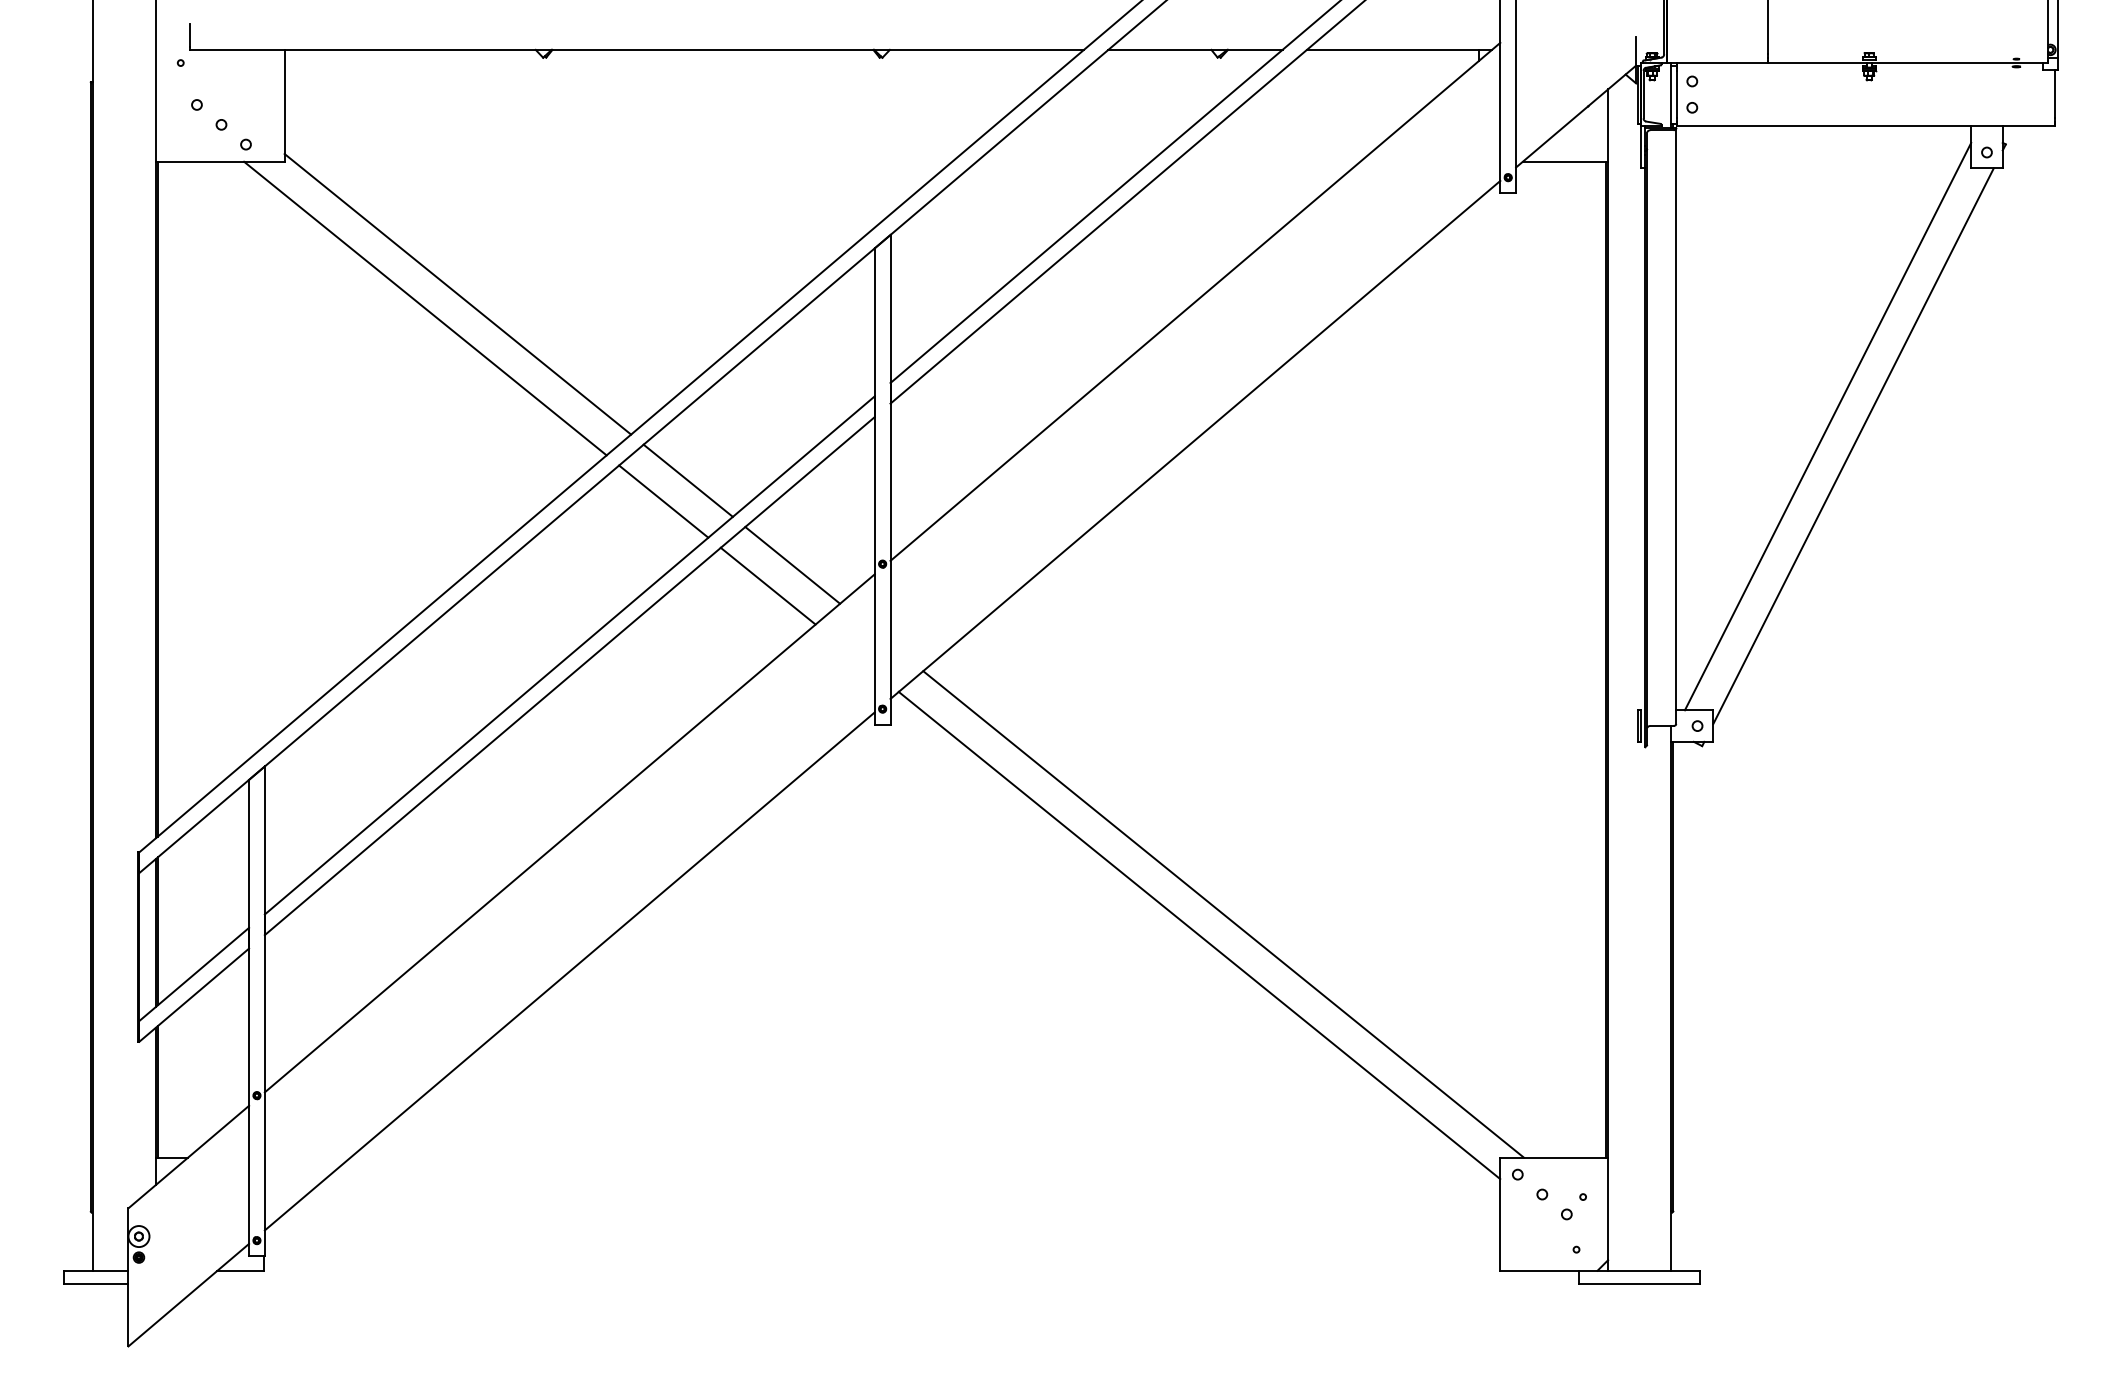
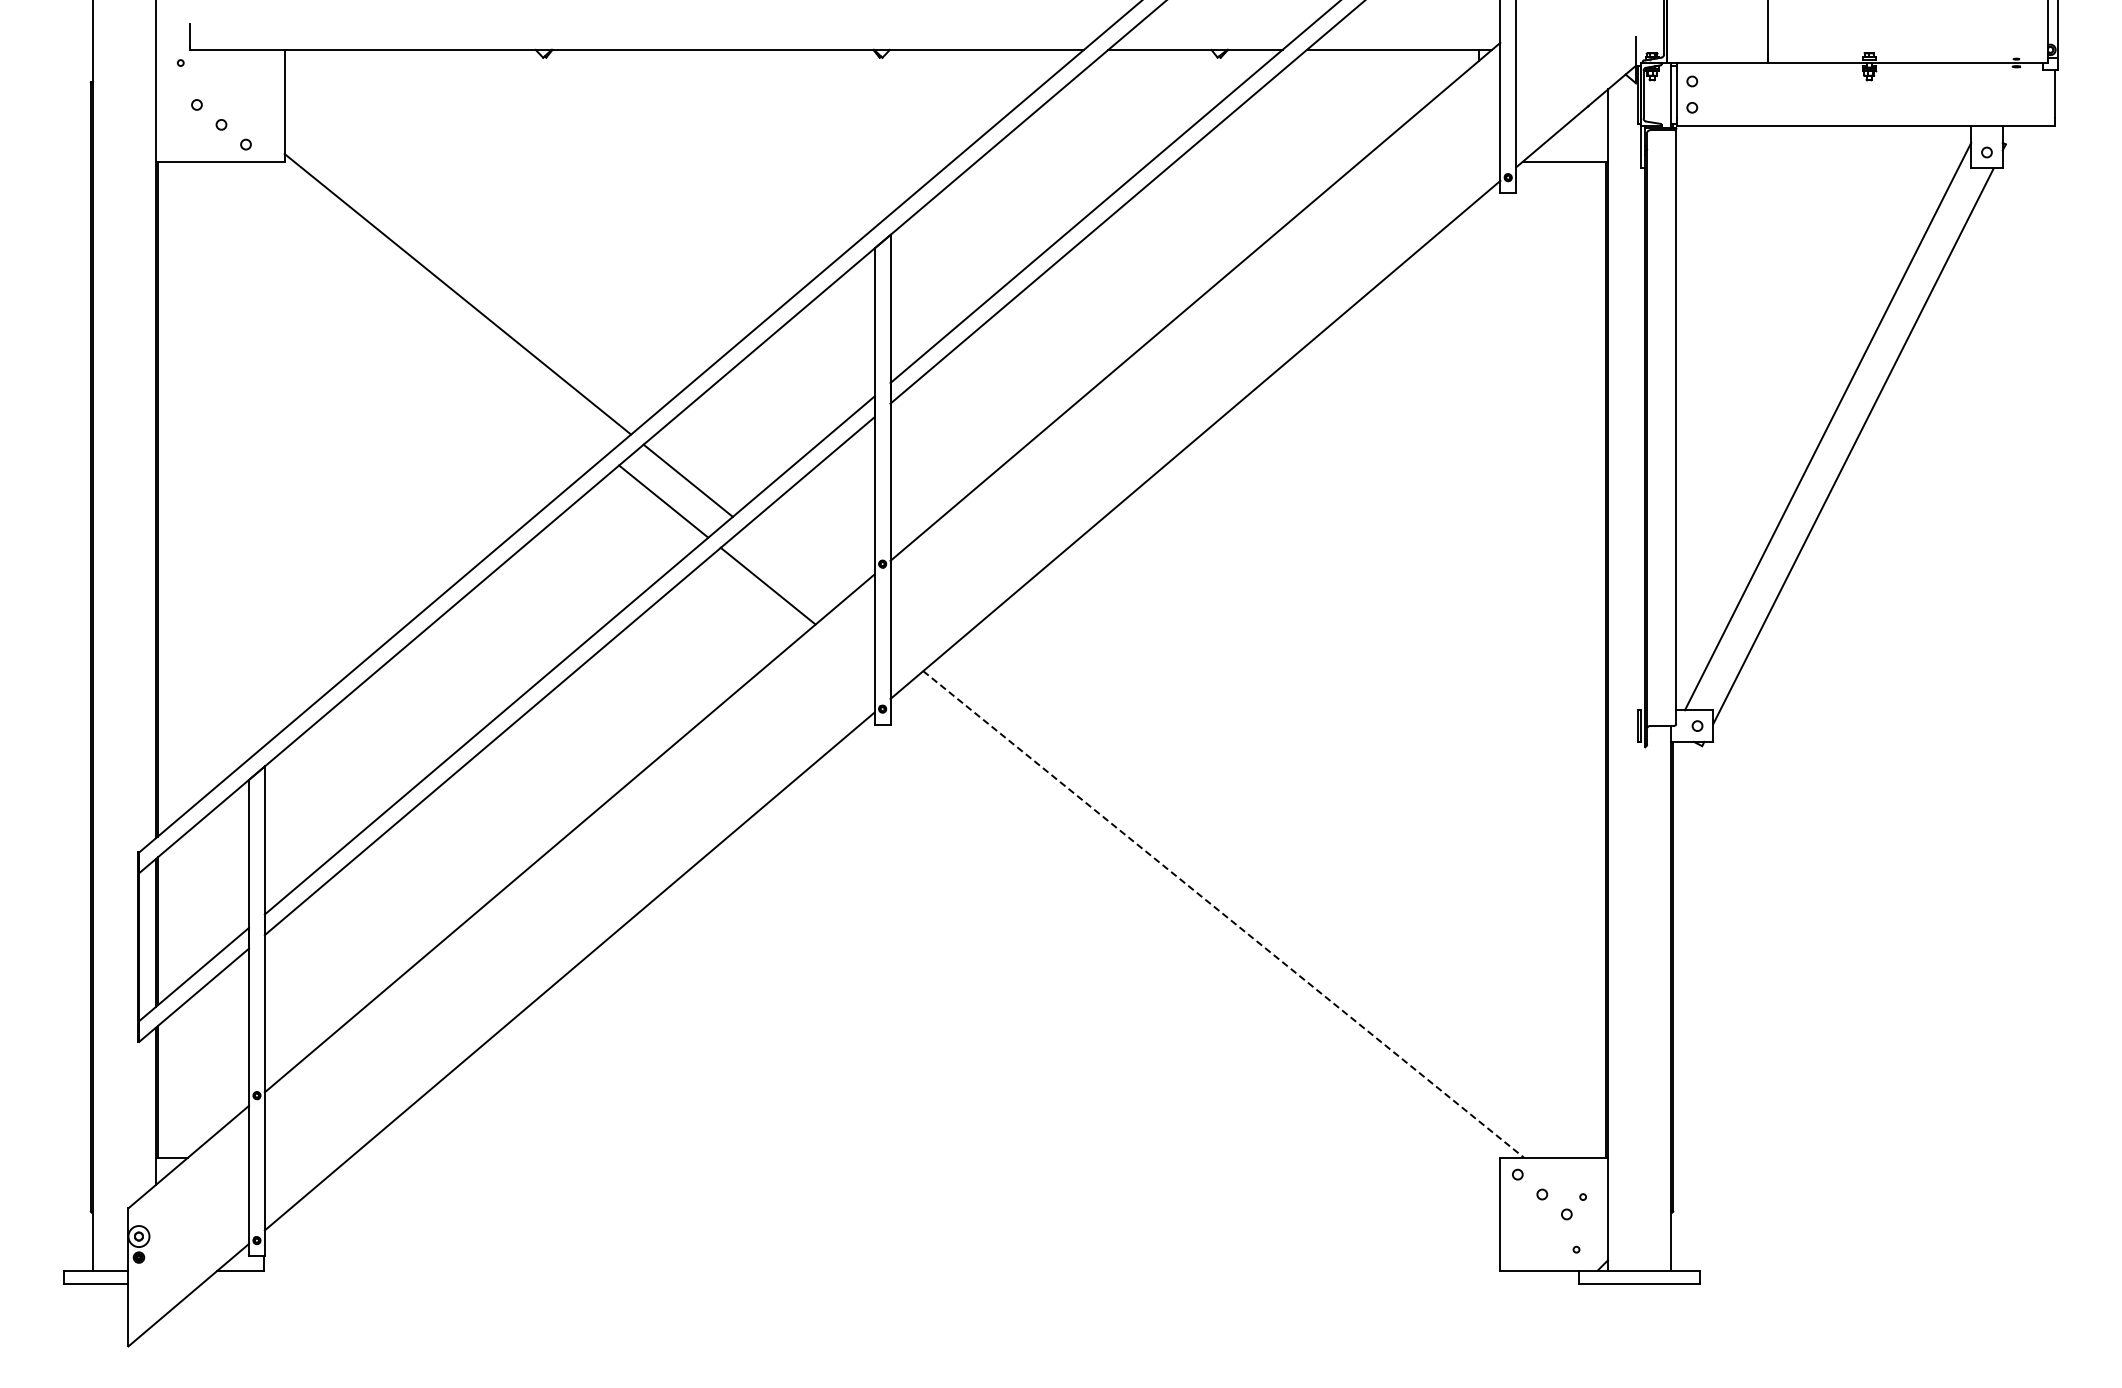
line: present -> none (425, 308)
line: present -> none (792, 564)
line: solid -> dashed (1223, 914)
line: present -> none (1199, 935)
